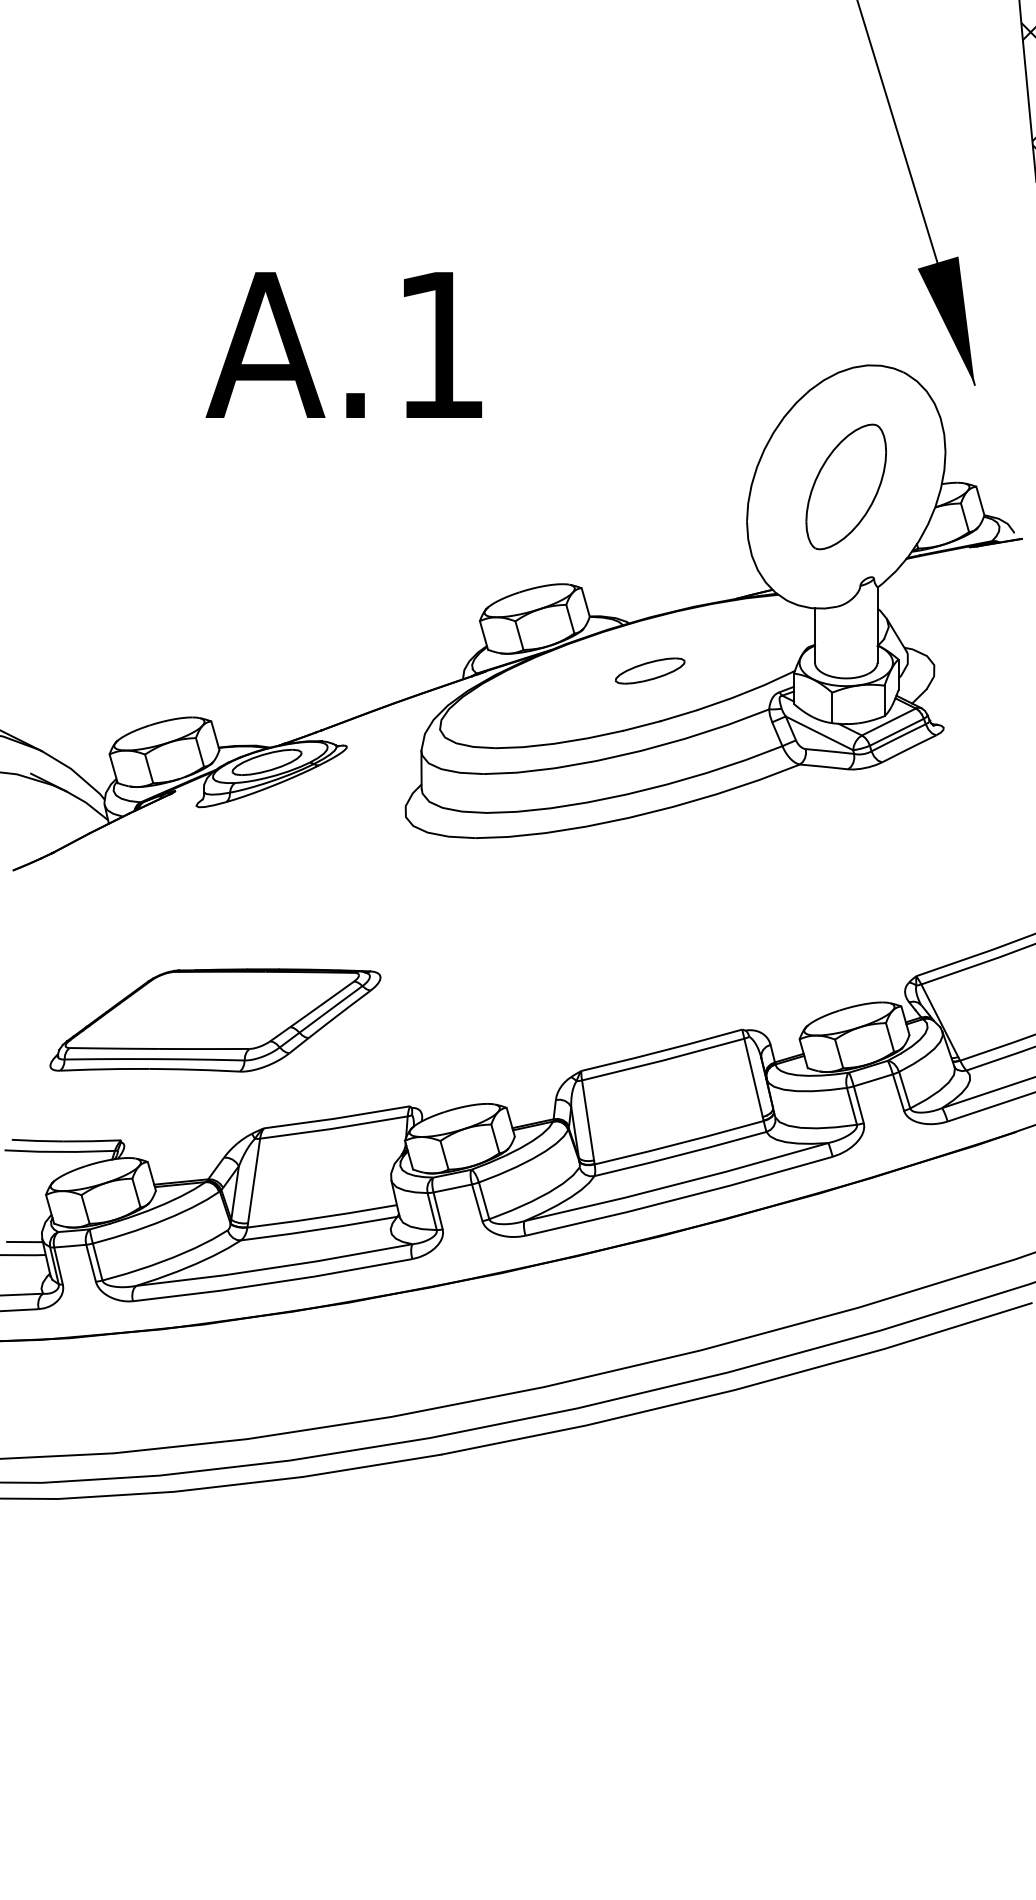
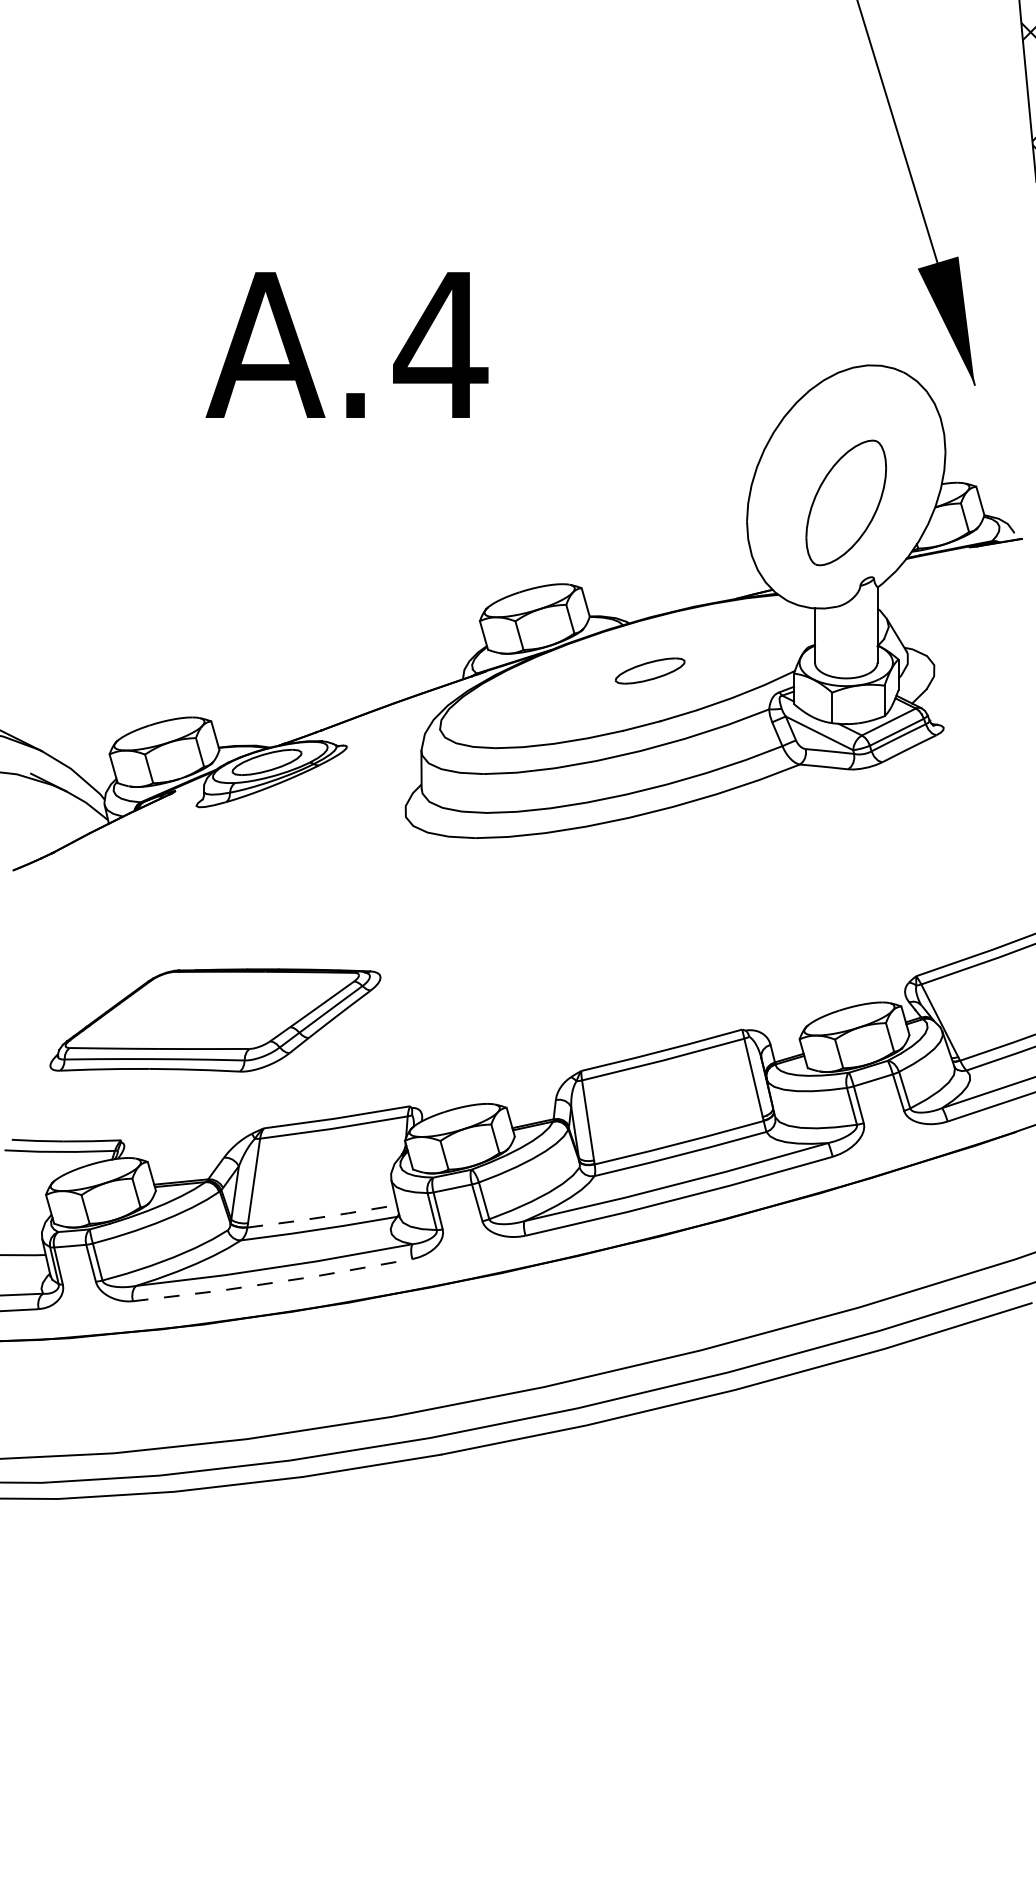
text: A.1 -> A.4 (440, 344)
part position: (845, 486) -> (845, 502) (845, 502)
line: solid -> dashed (322, 1217)
line: present -> none (24, 1241)
line: solid -> dashed (272, 1282)
